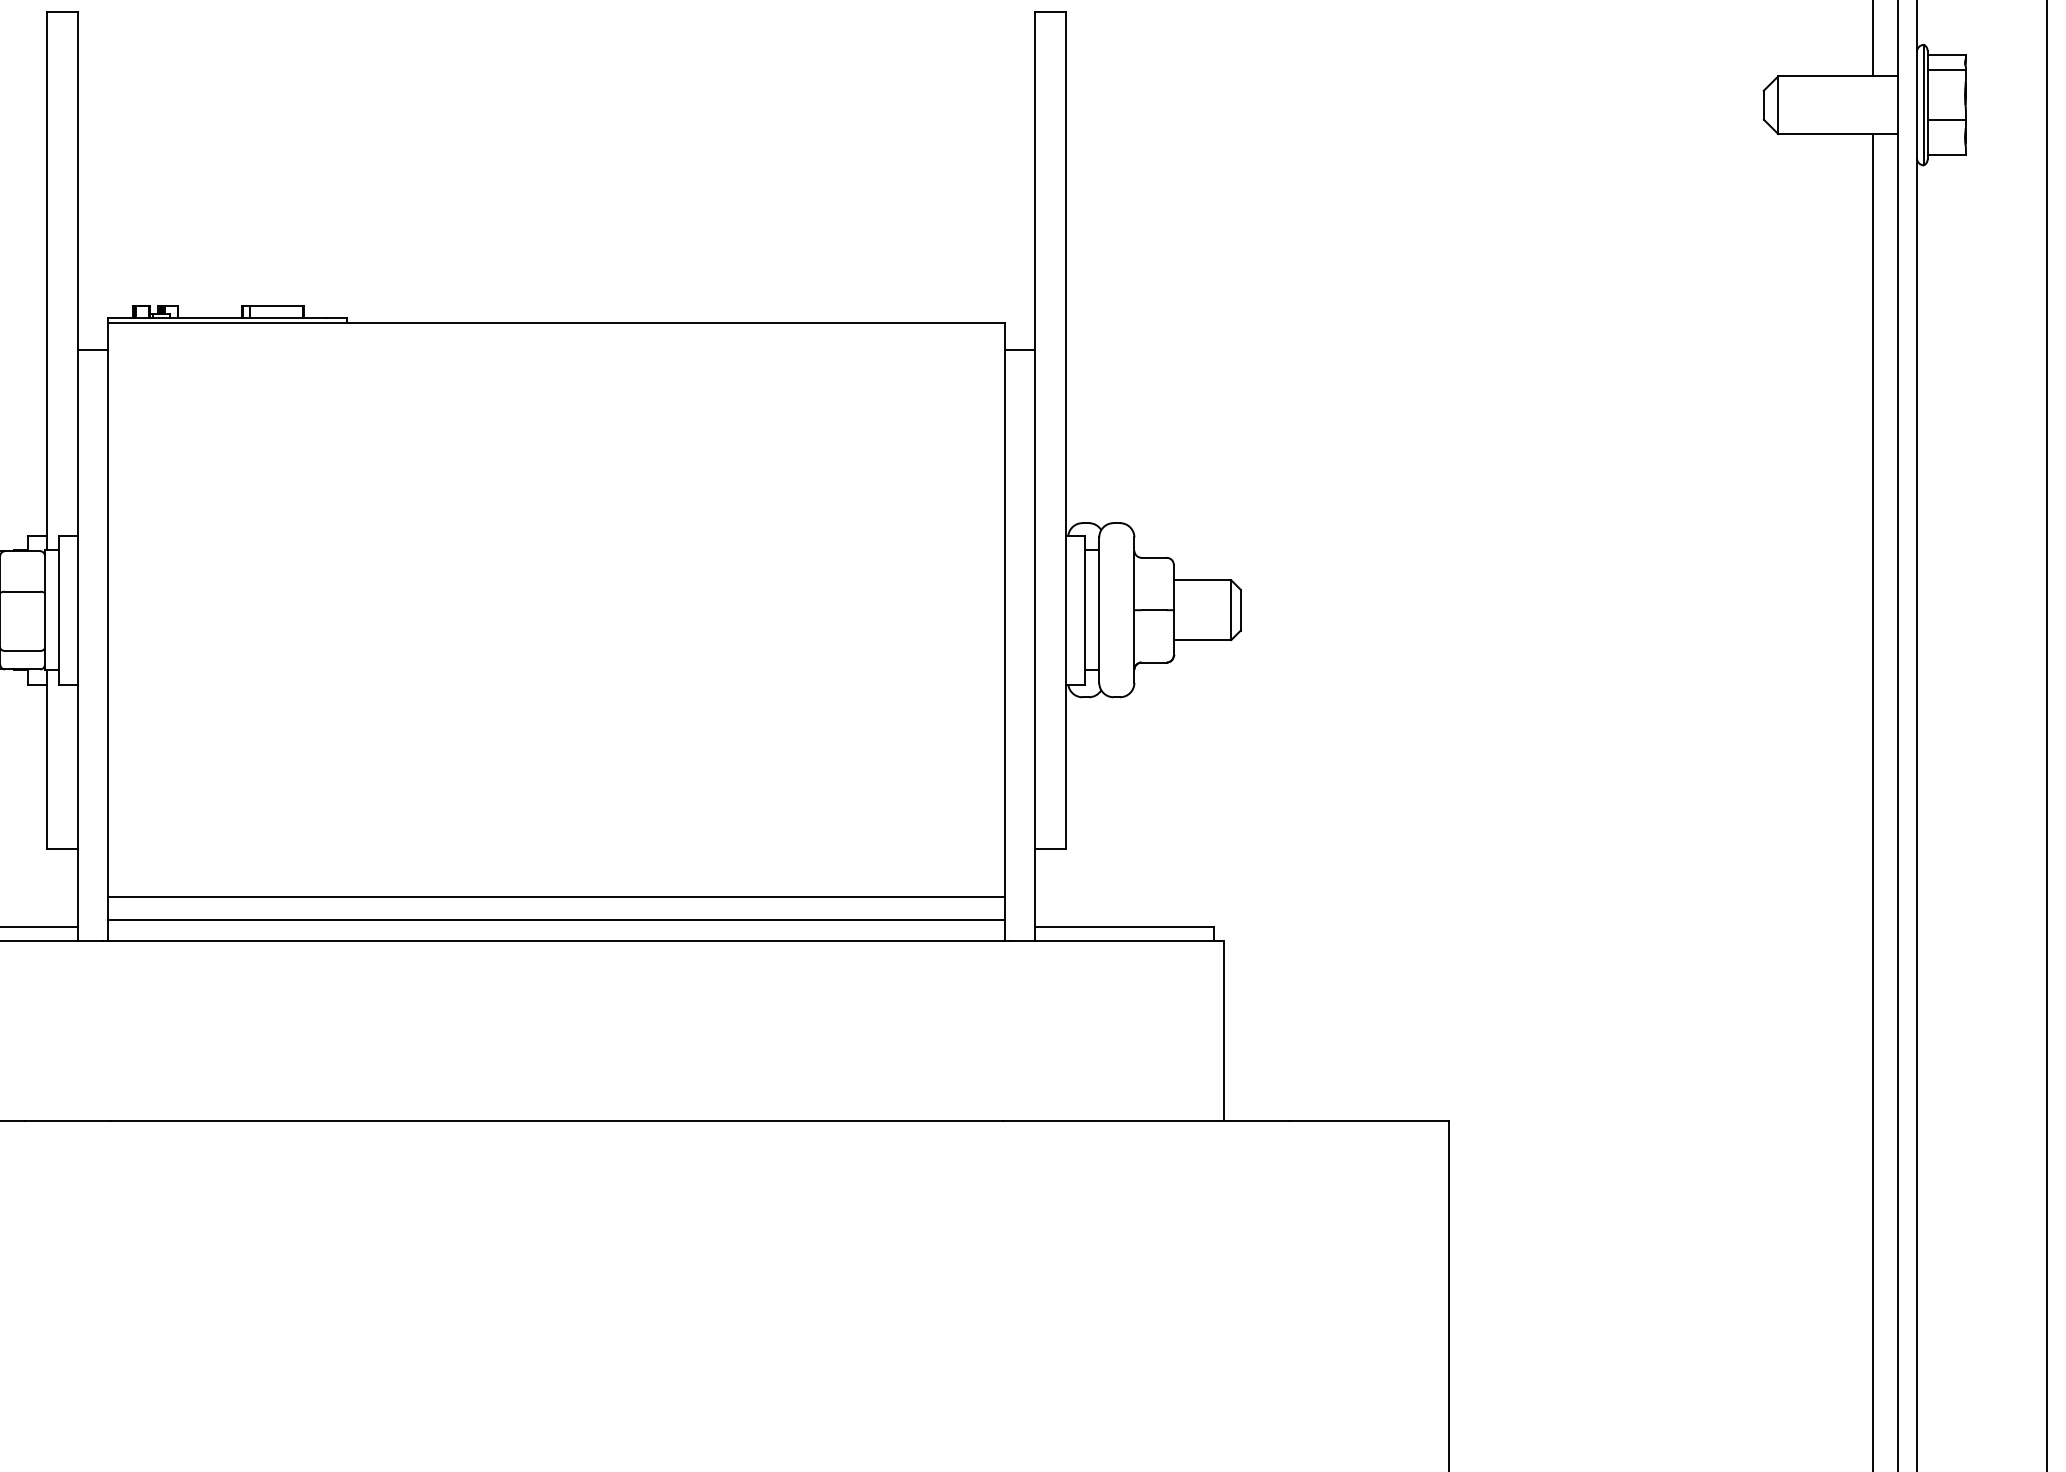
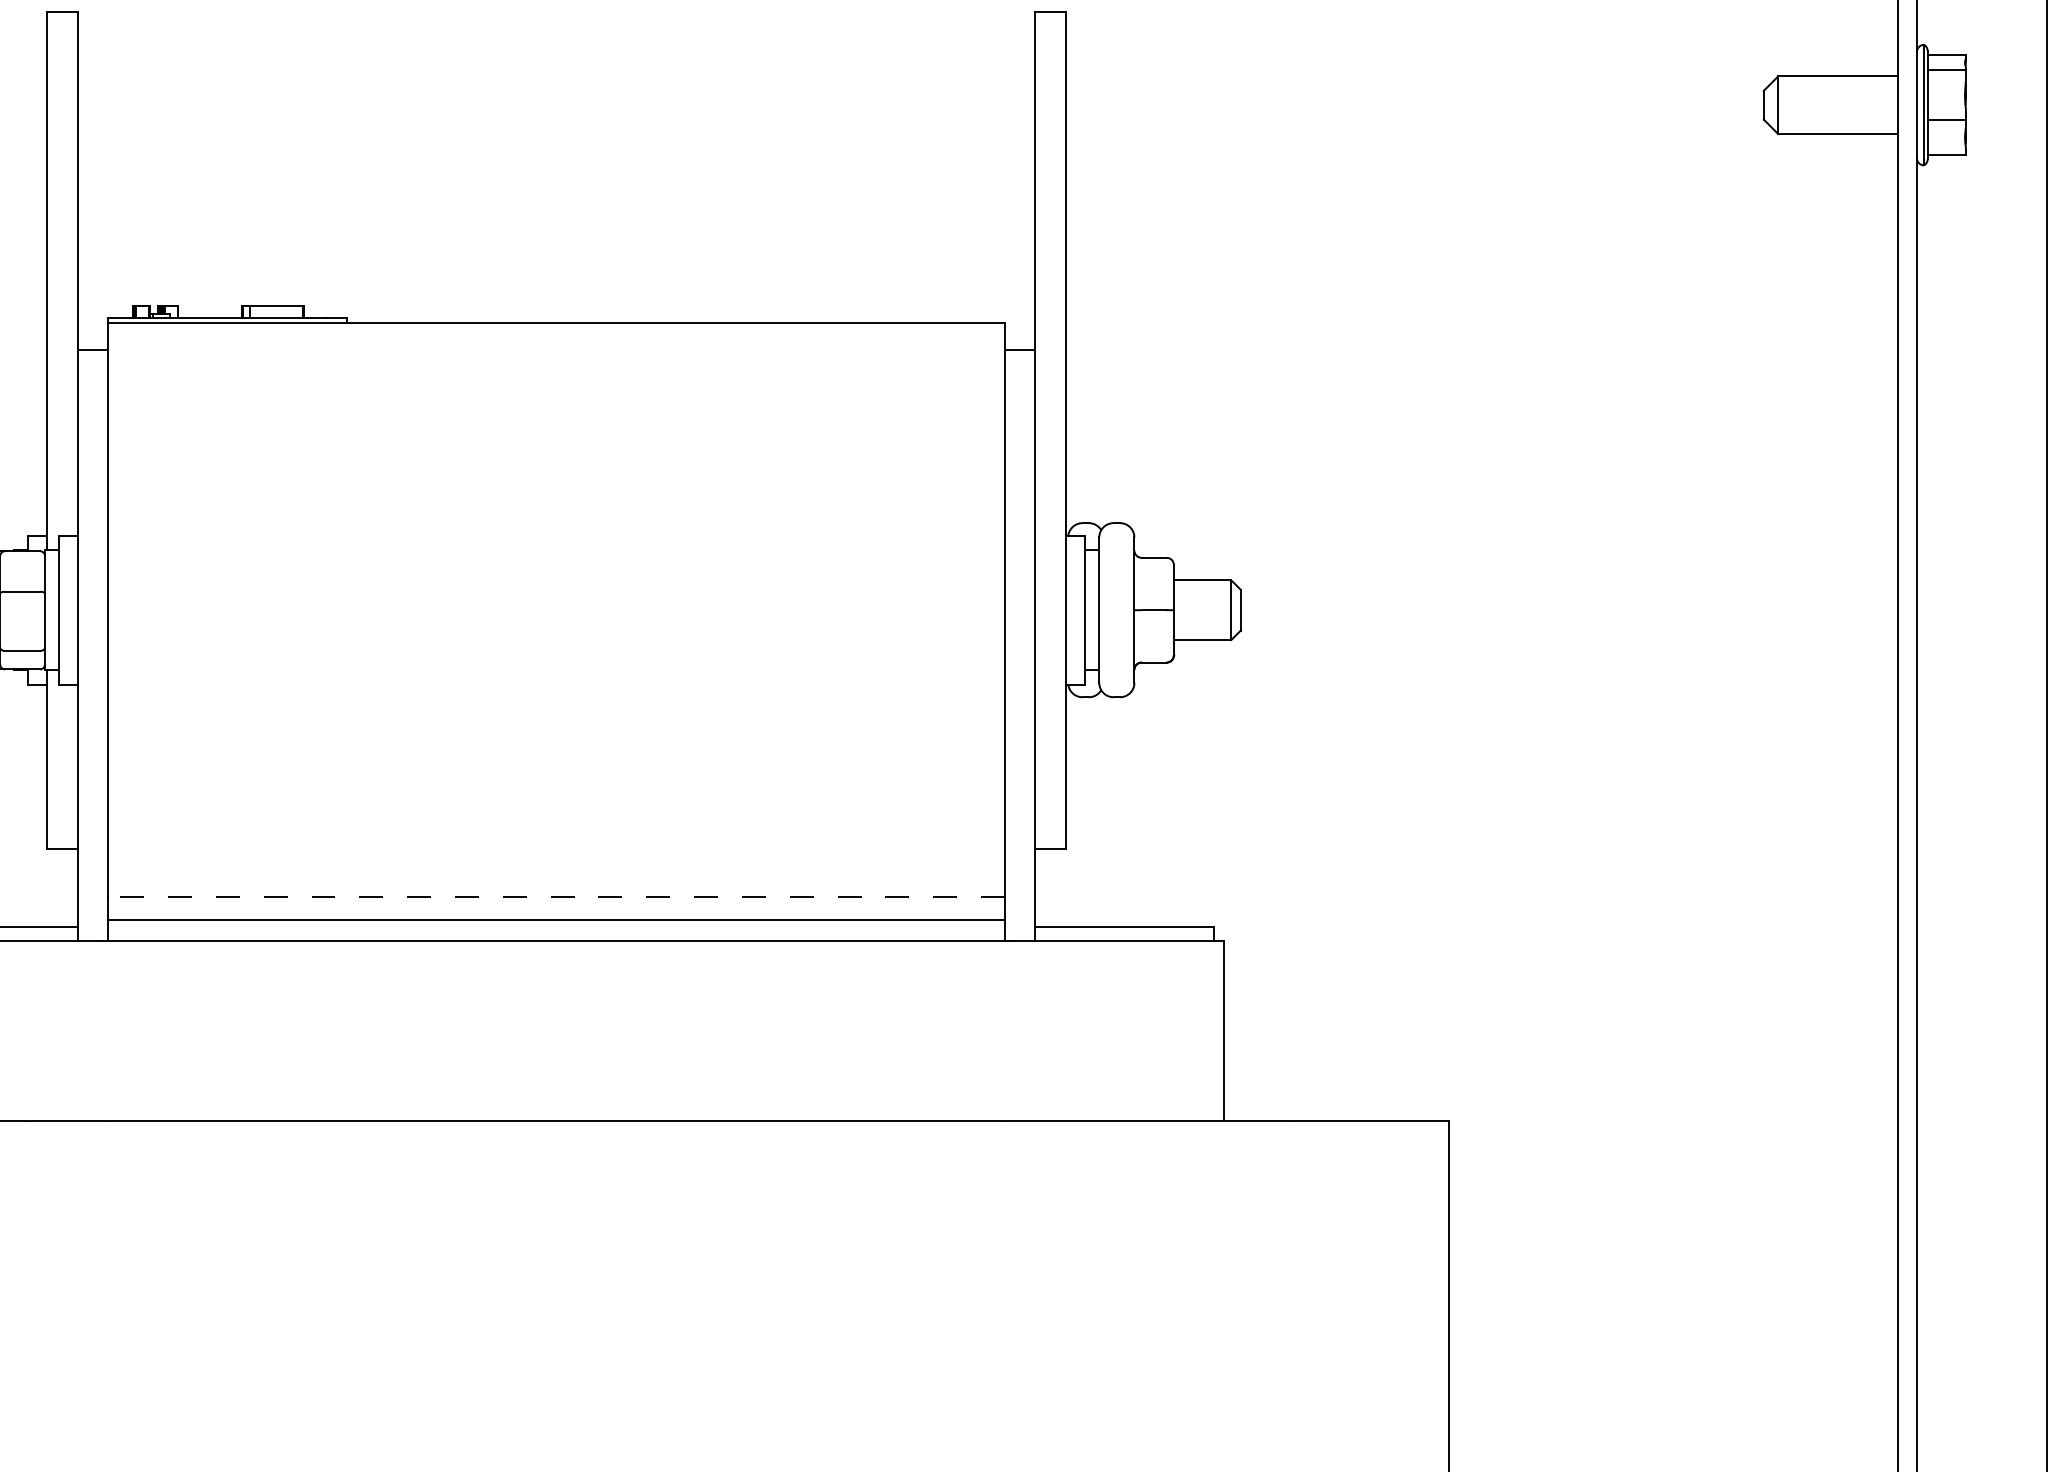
line: present -> none (1873, 39)
line: present -> none (1873, 801)
line: solid -> dashed (556, 897)
